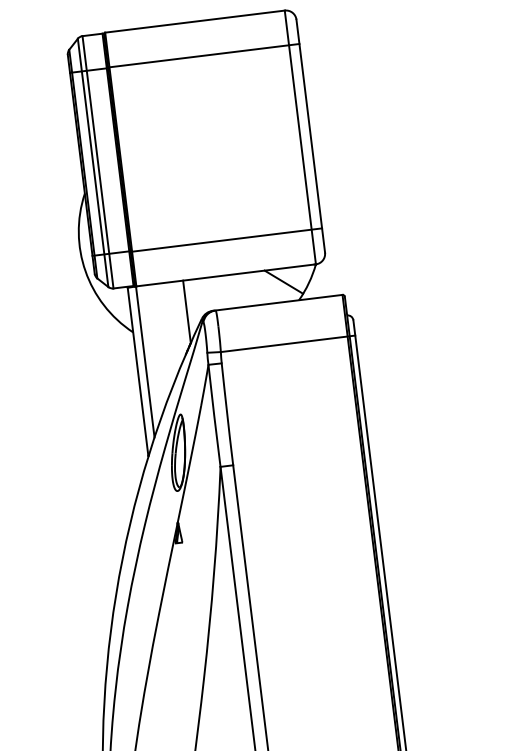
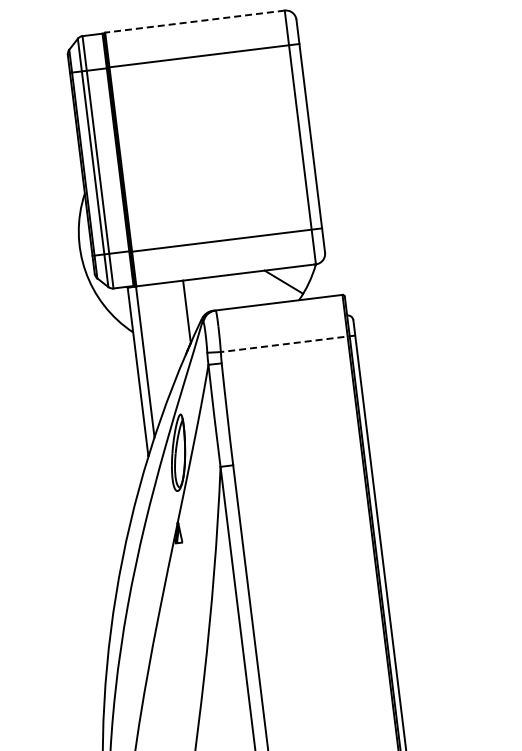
line: solid -> dashed (194, 21)
line: solid -> dashed (288, 343)
